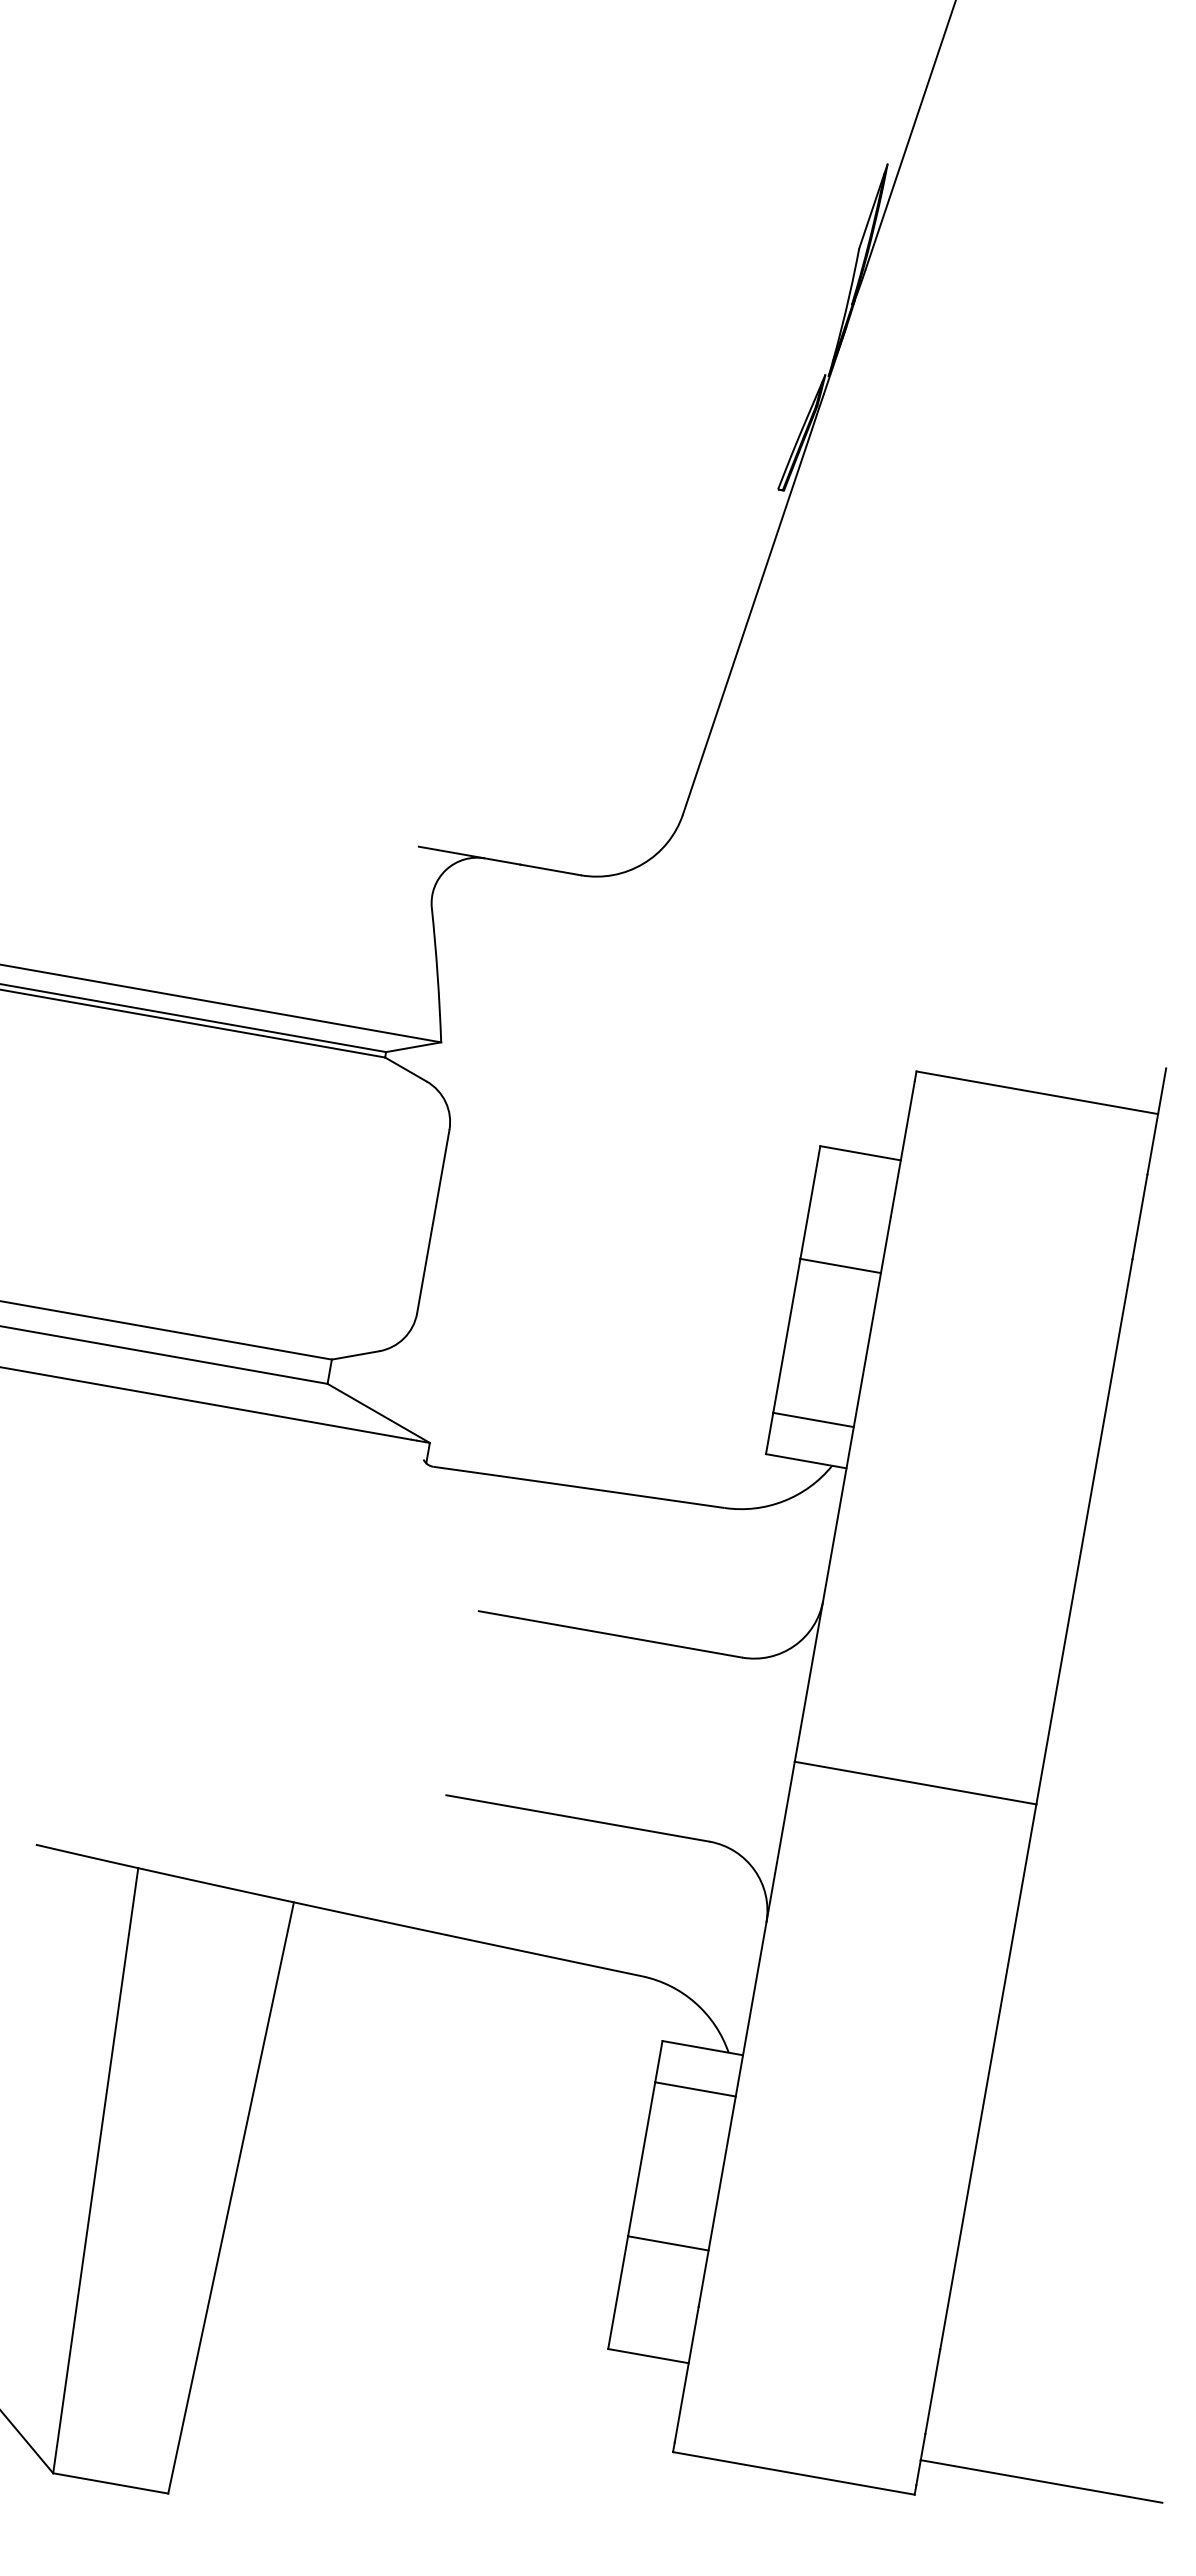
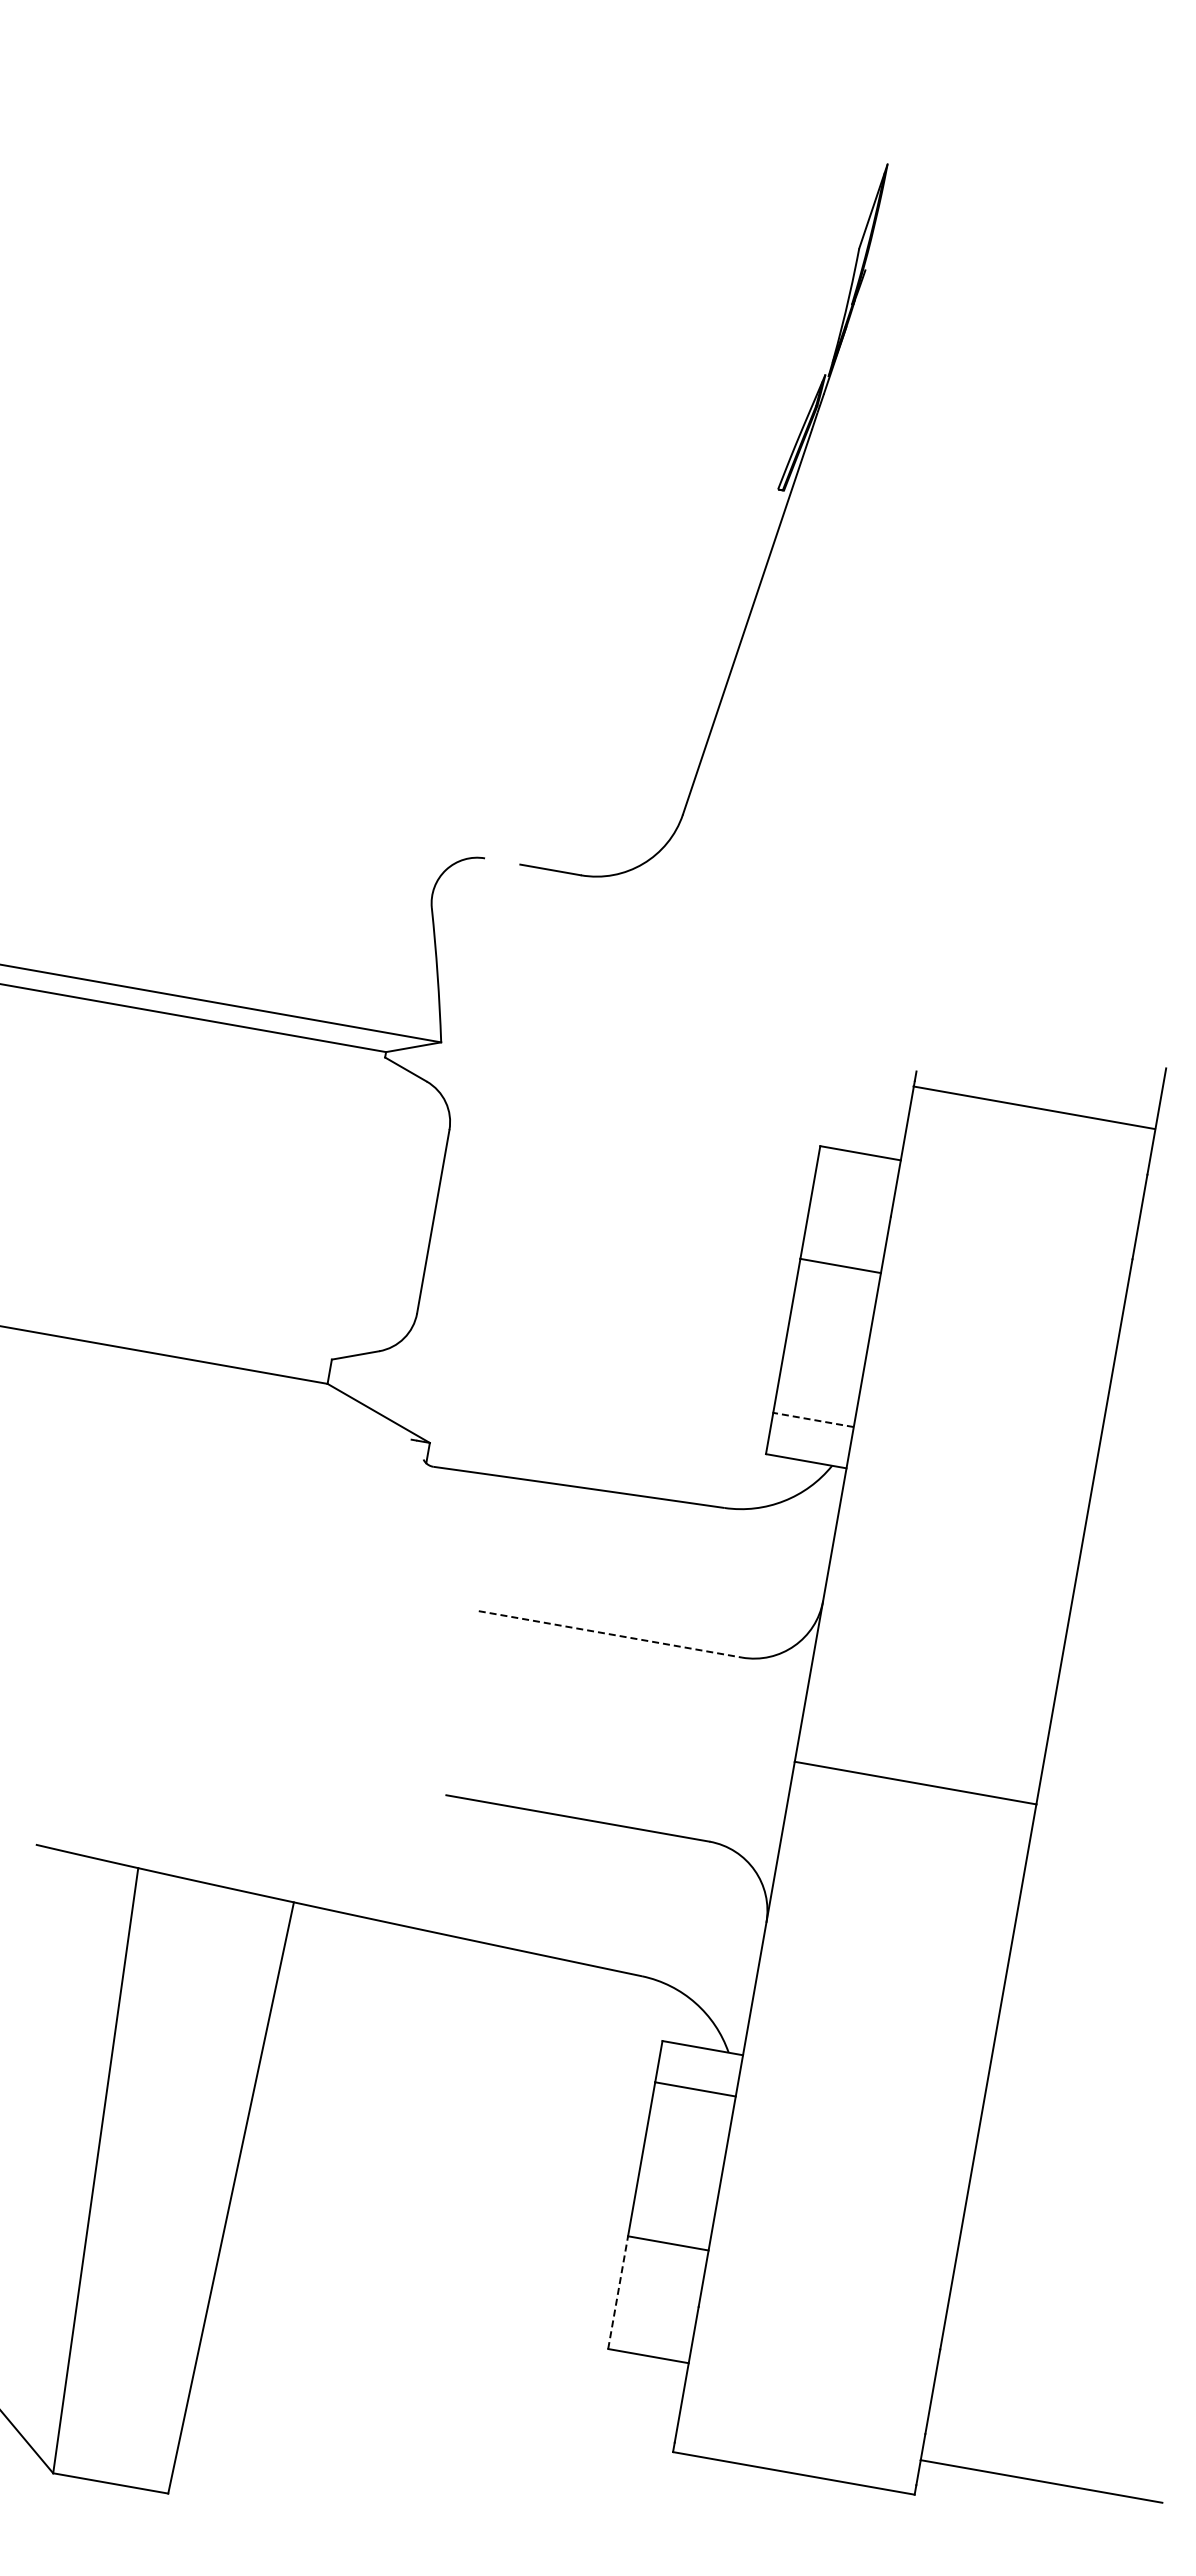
line: present -> none (910, 135)
line: present -> none (469, 855)
line: present -> none (193, 1023)
line position: (1037, 1092) -> (1034, 1107) (1034, 1107)
line: present -> none (166, 1330)
line: present -> none (206, 1403)
line: solid -> dashed (813, 1419)
line: solid -> dashed (610, 1634)
line: solid -> dashed (618, 2292)
